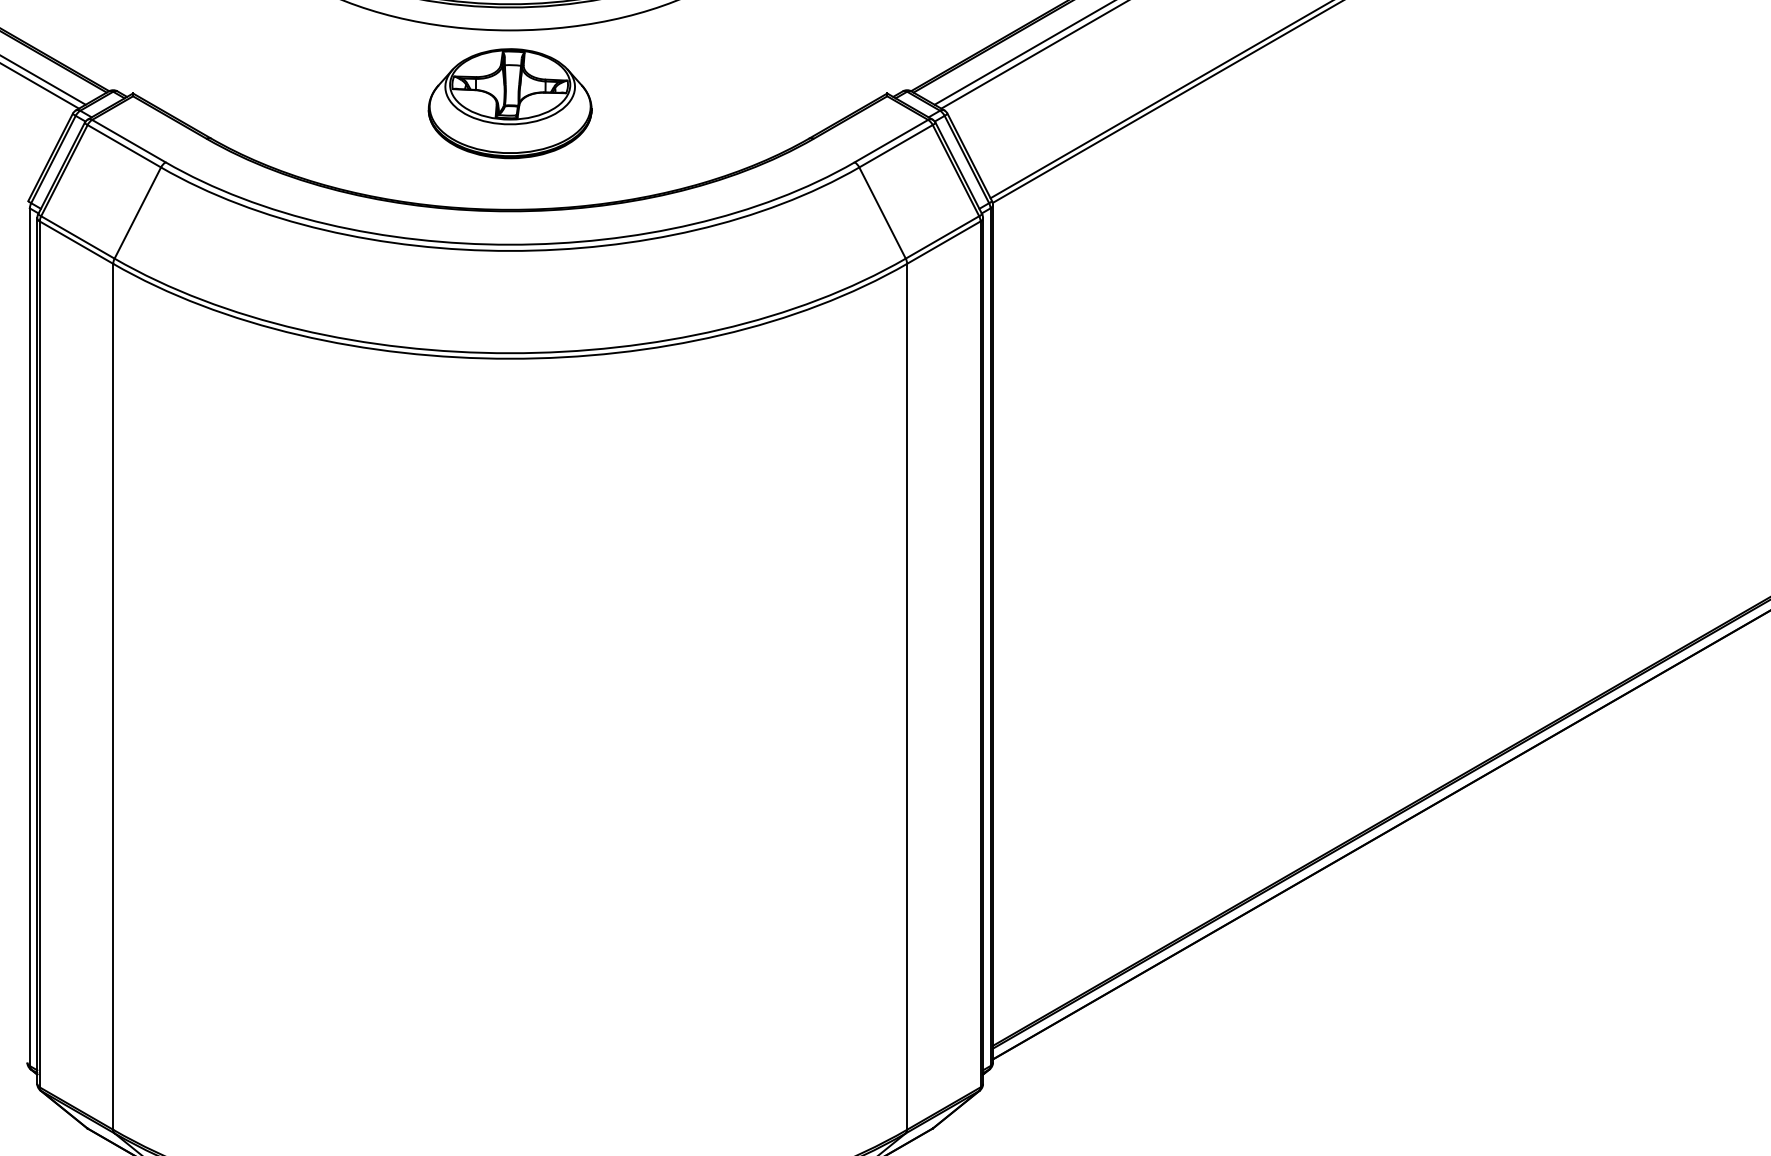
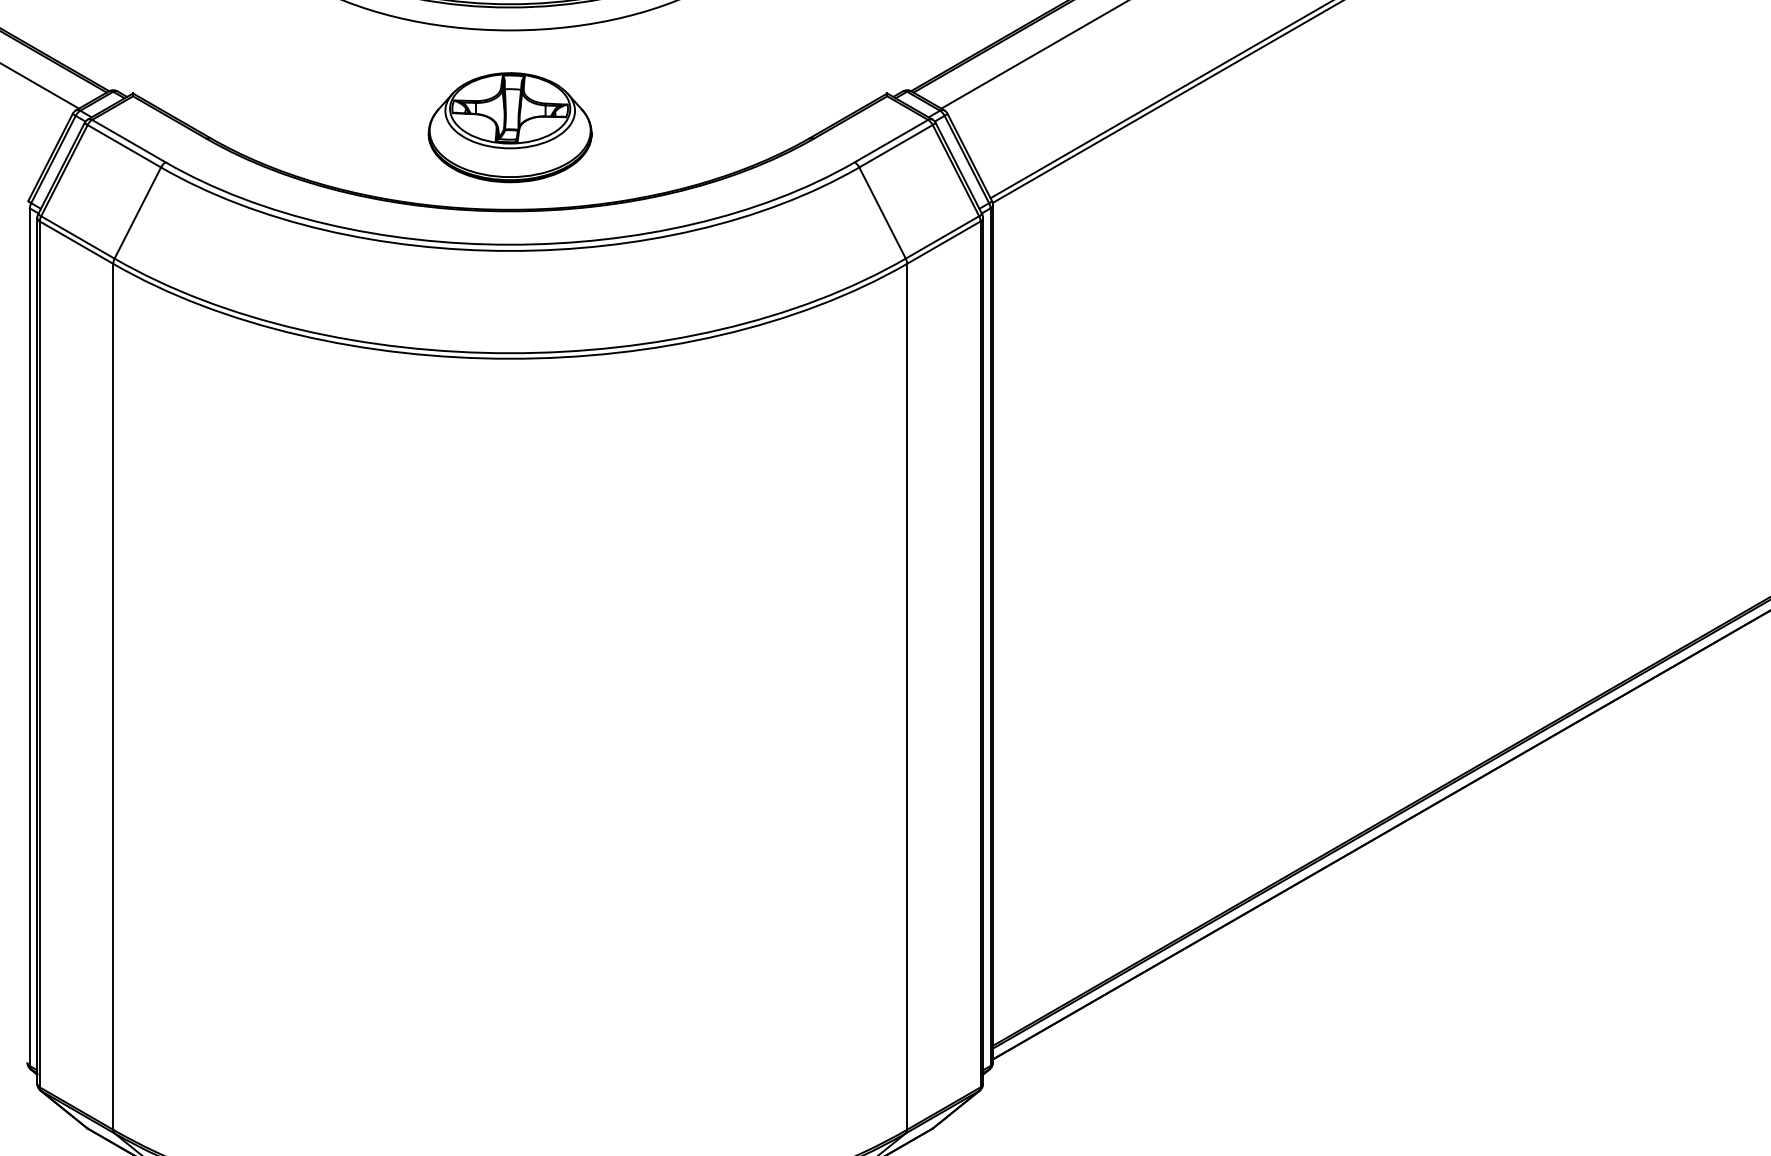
line: present -> none (1023, 53)
line: present -> none (43, 80)
part position: (509, 103) -> (509, 127) (509, 127)
